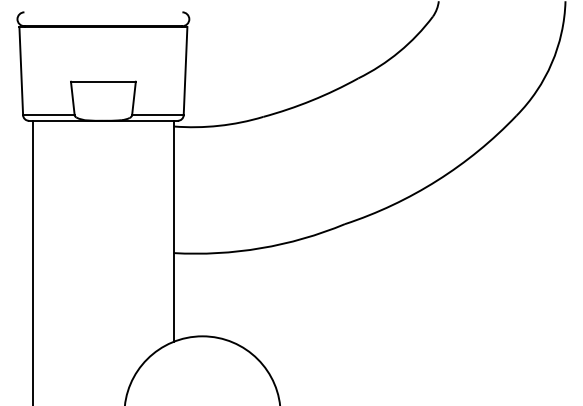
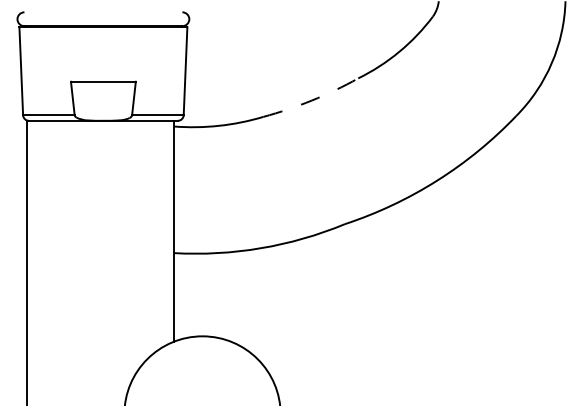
arc: solid -> dashed (311, 100)
line position: (33, 261) -> (27, 261) (27, 261)
